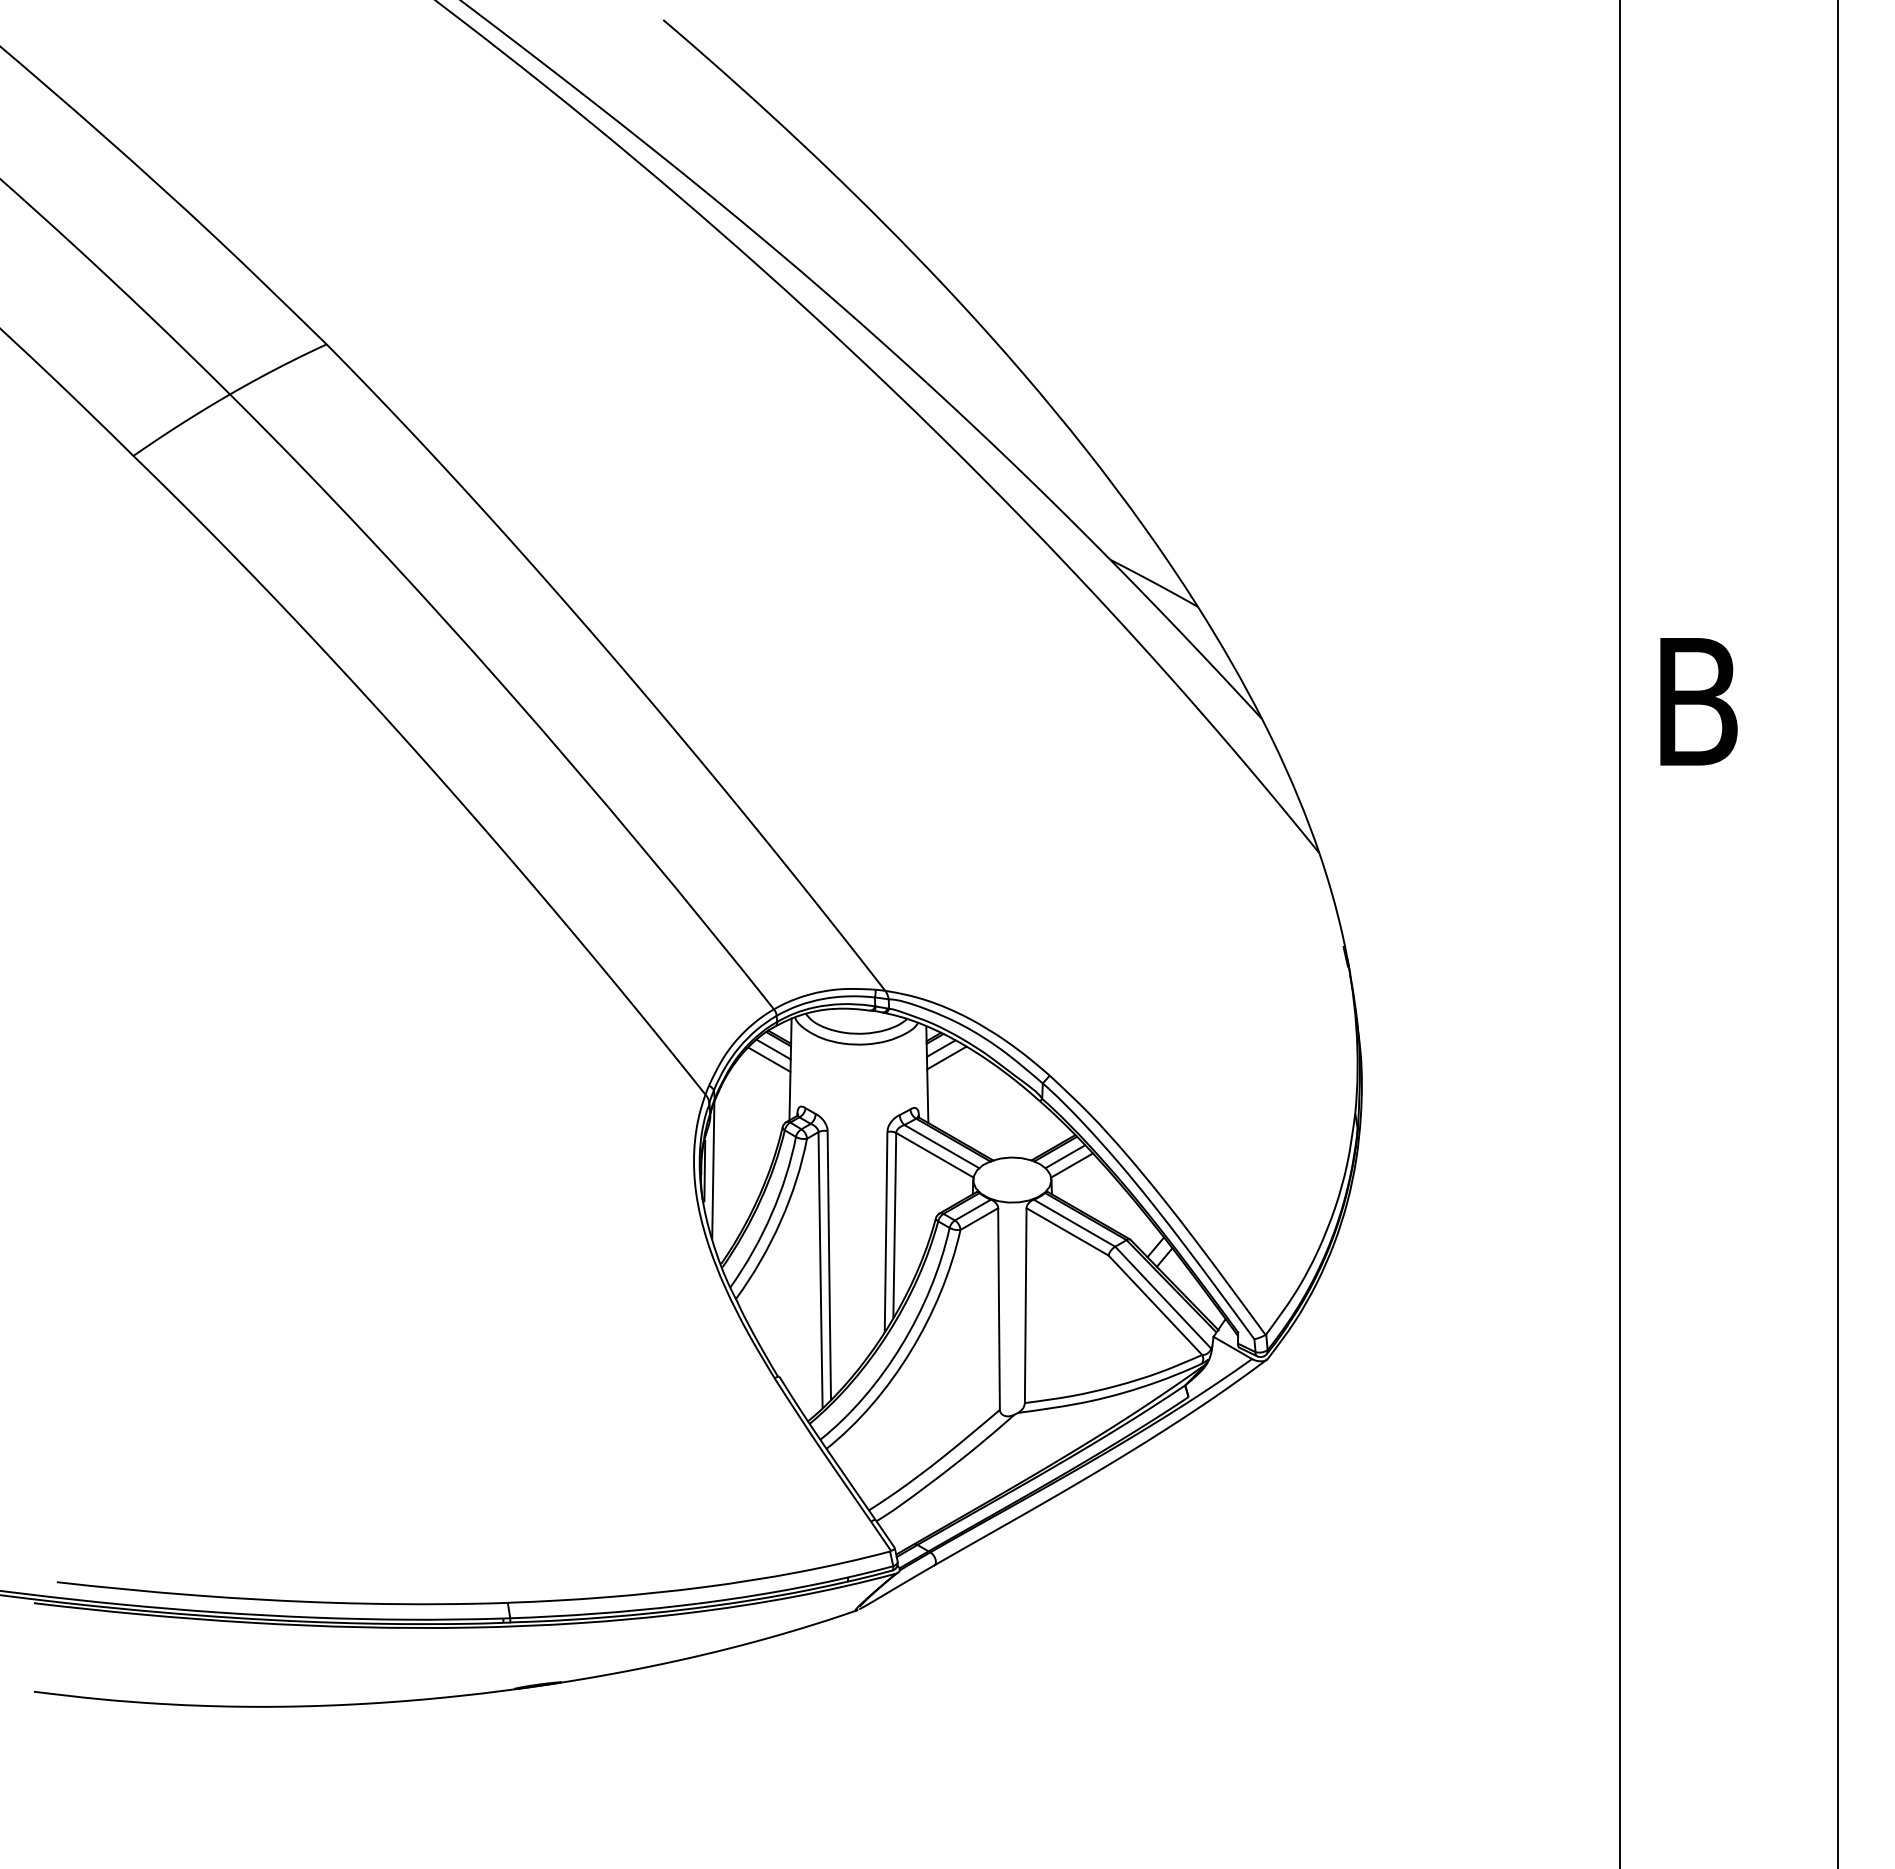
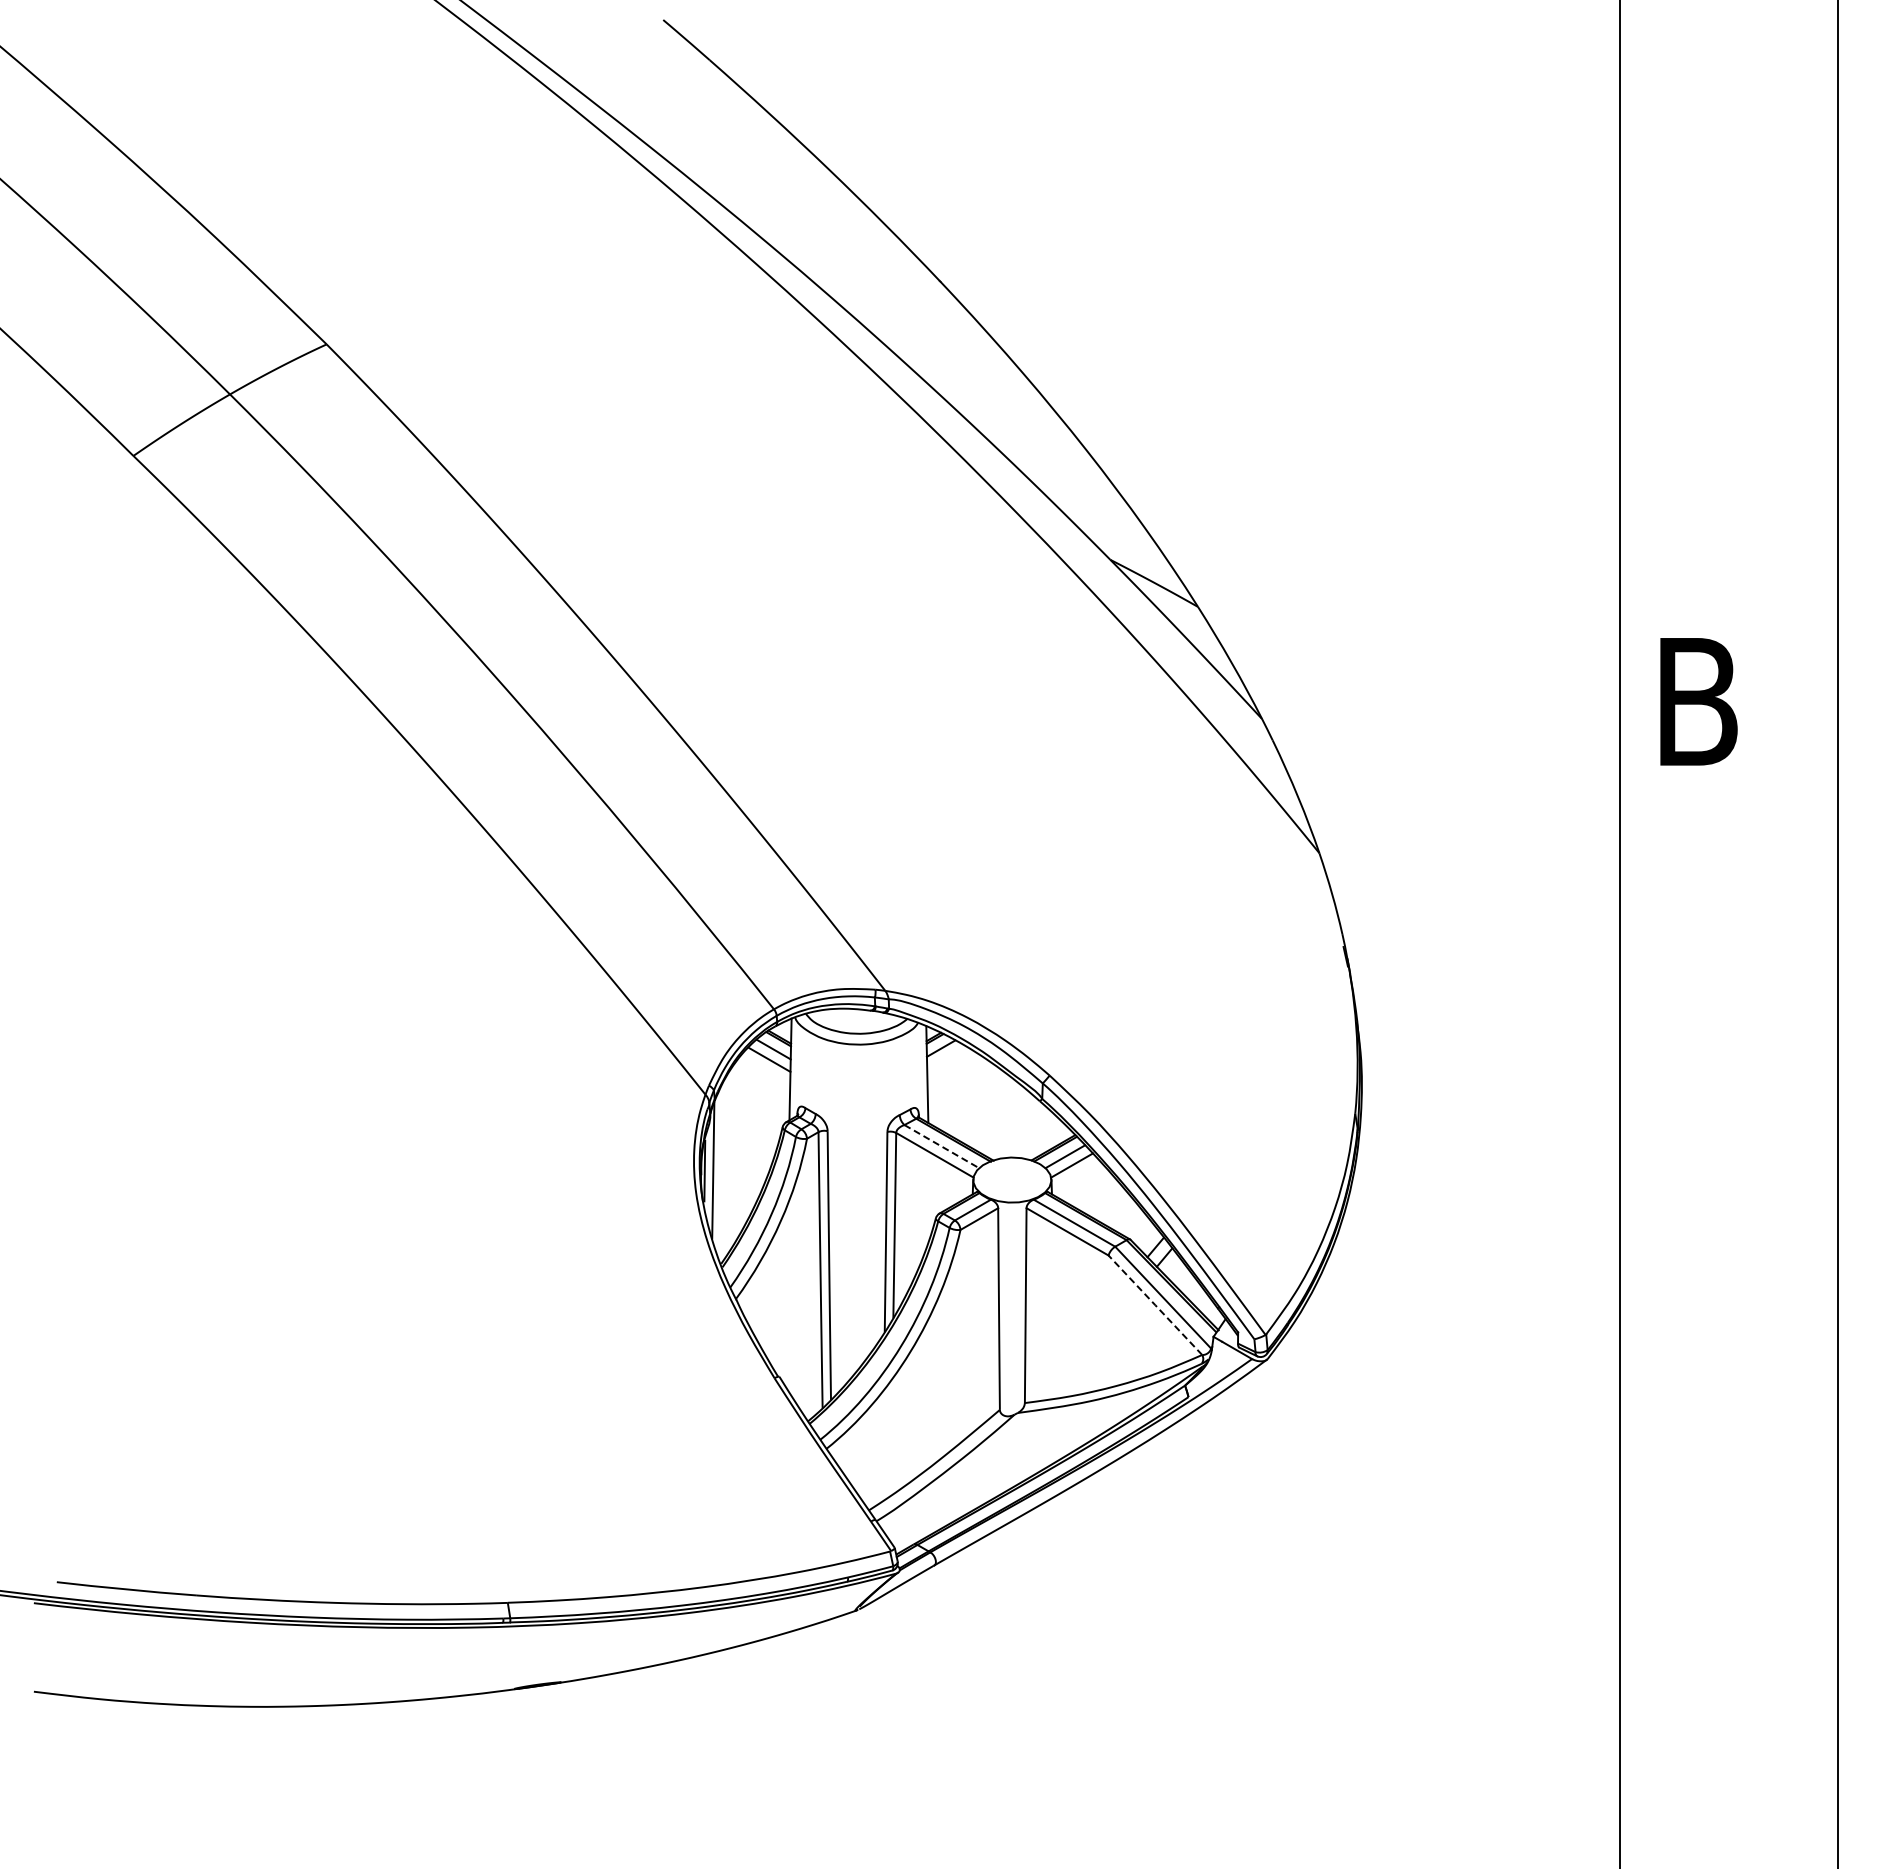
line: present -> none (946, 1057)
line: solid -> dashed (942, 1146)
line: solid -> dashed (1155, 1305)
